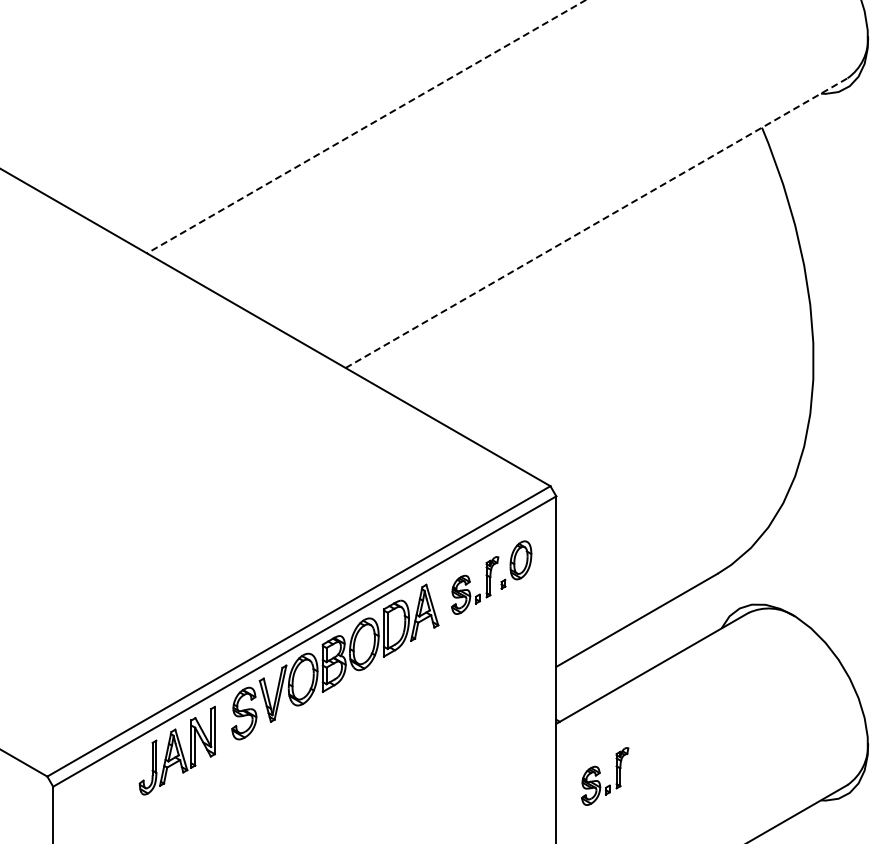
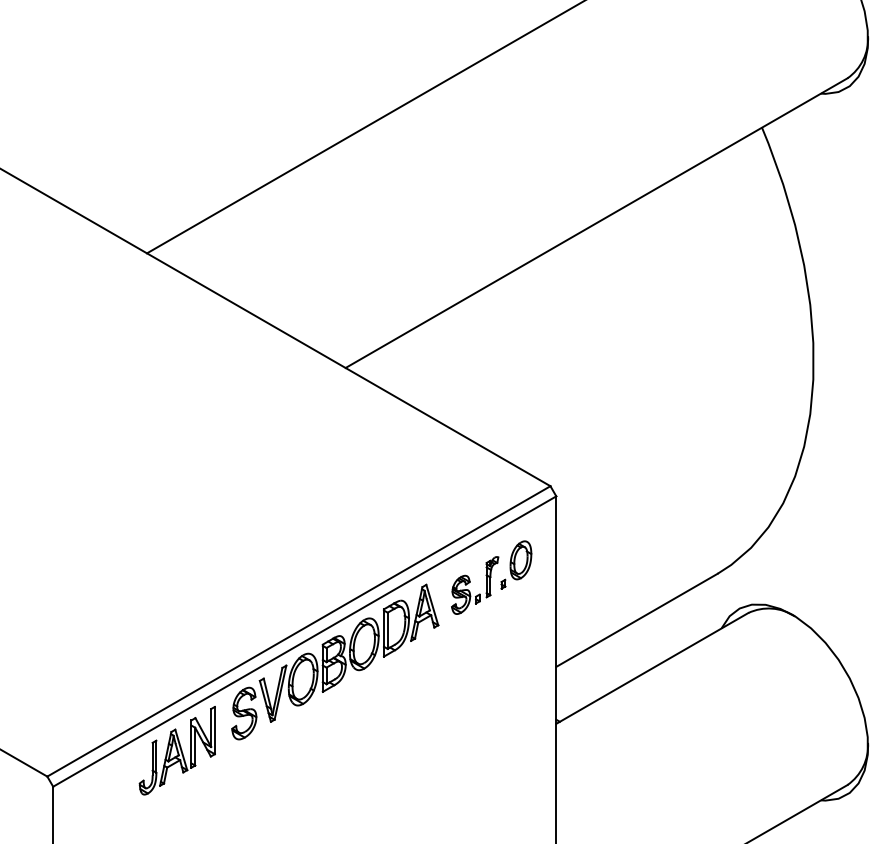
line: dashed -> solid (365, 127)
line: dashed -> solid (596, 223)
part: present -> none (605, 776)
